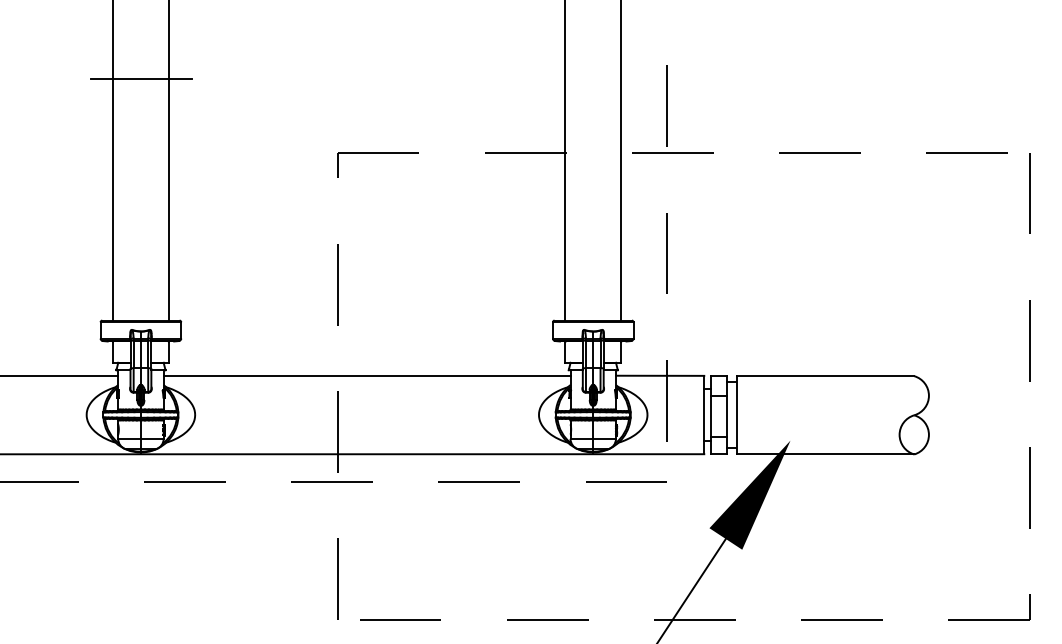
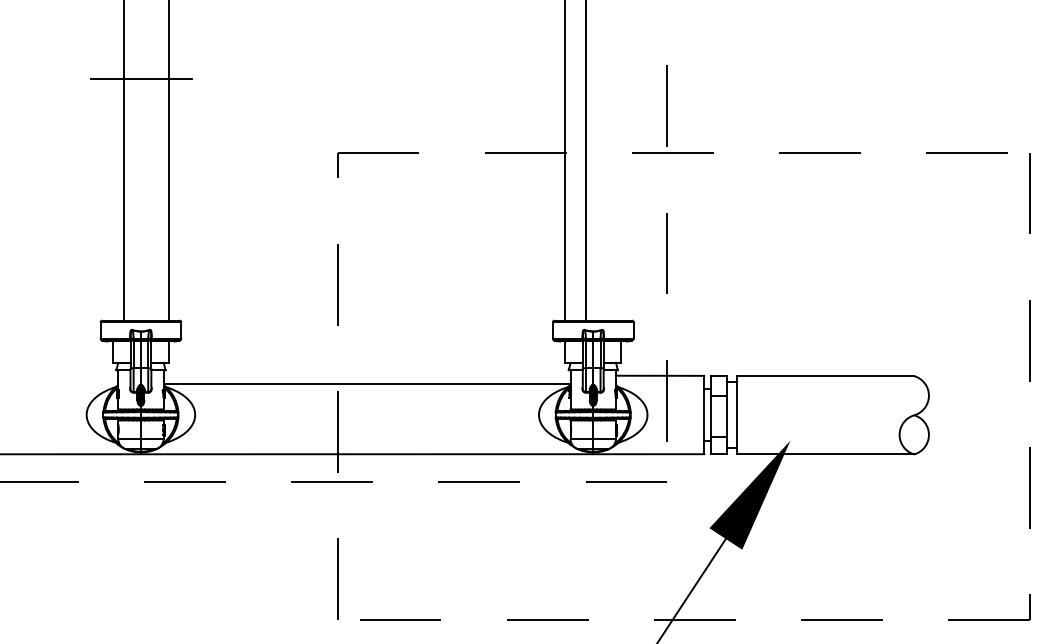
line position: (113, 161) -> (124, 161) (124, 161)
line position: (620, 161) -> (585, 161) (585, 161)
line: present -> none (60, 375)
line position: (366, 375) -> (366, 383) (366, 383)
